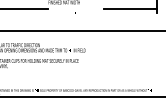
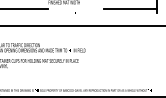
line position: (82, 31) -> (82, 26) (82, 26)
